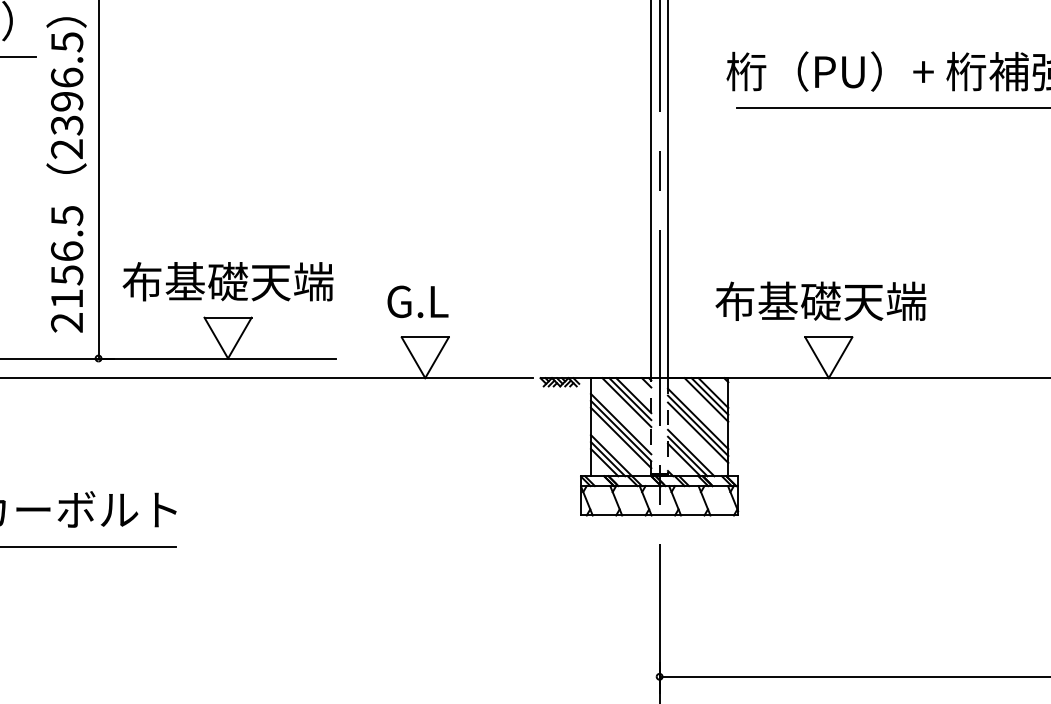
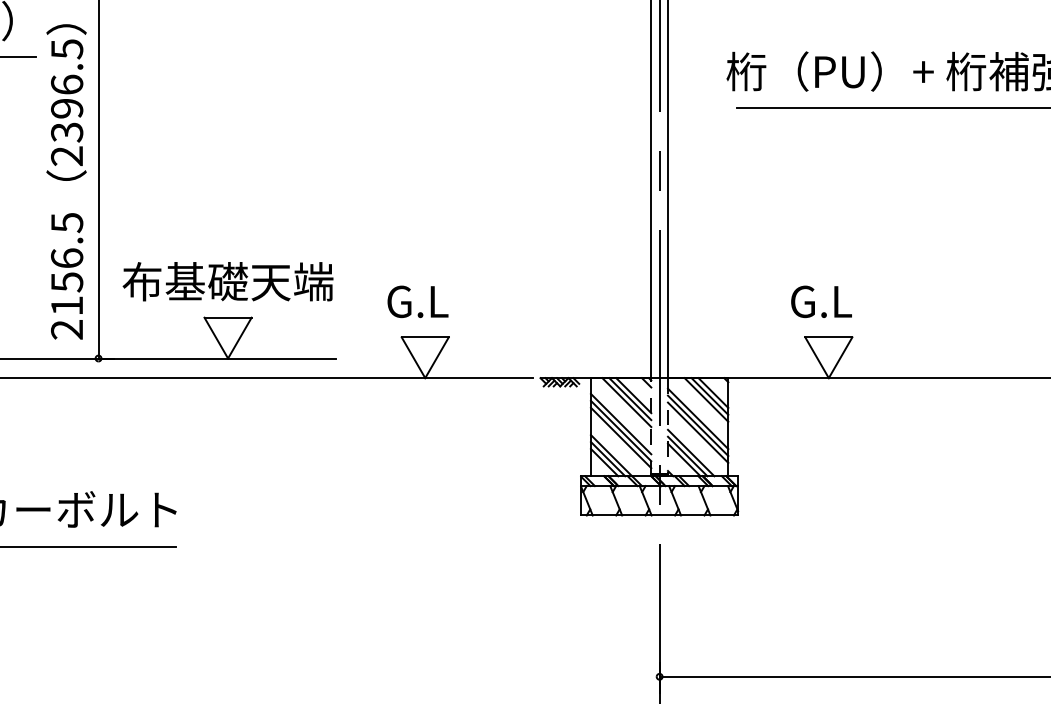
text position: (66, 174) -> (66, 181) (66, 181)
text: 布基礎天端 -> G.L (820, 300)
